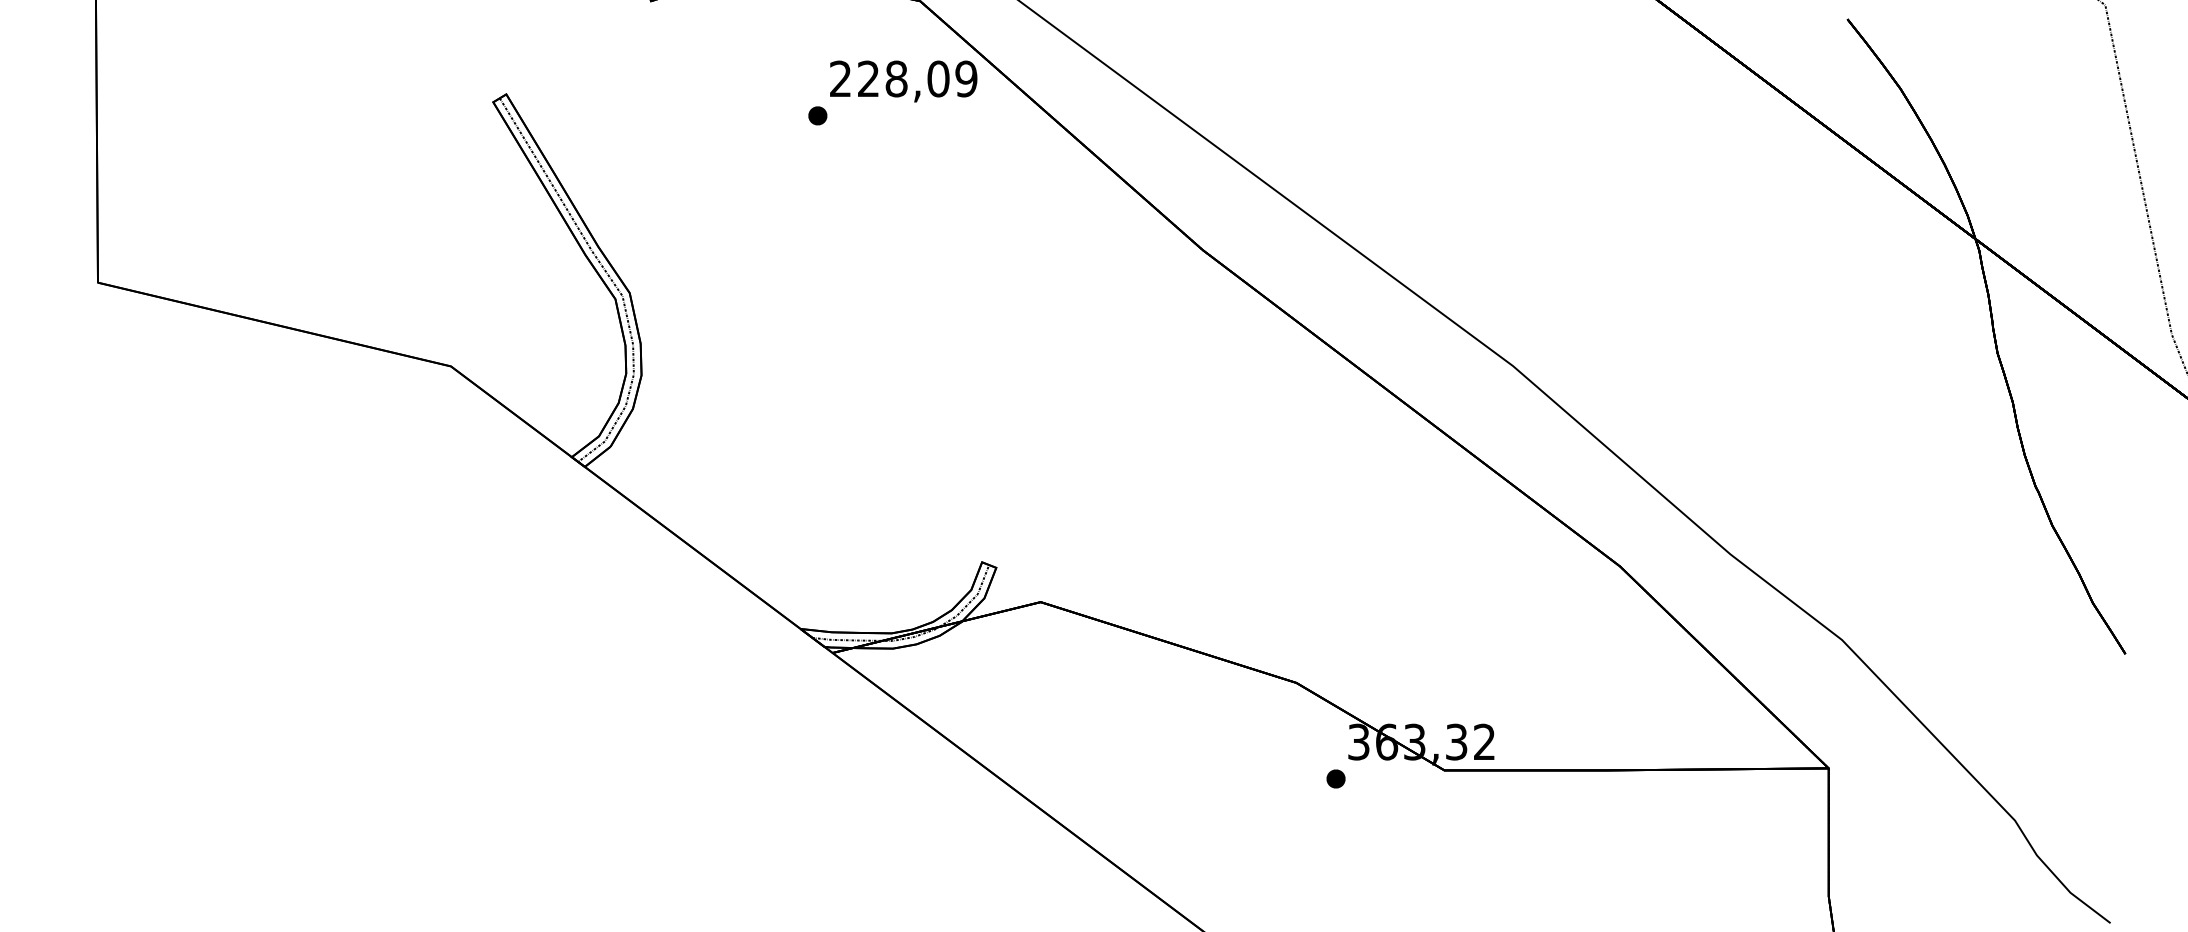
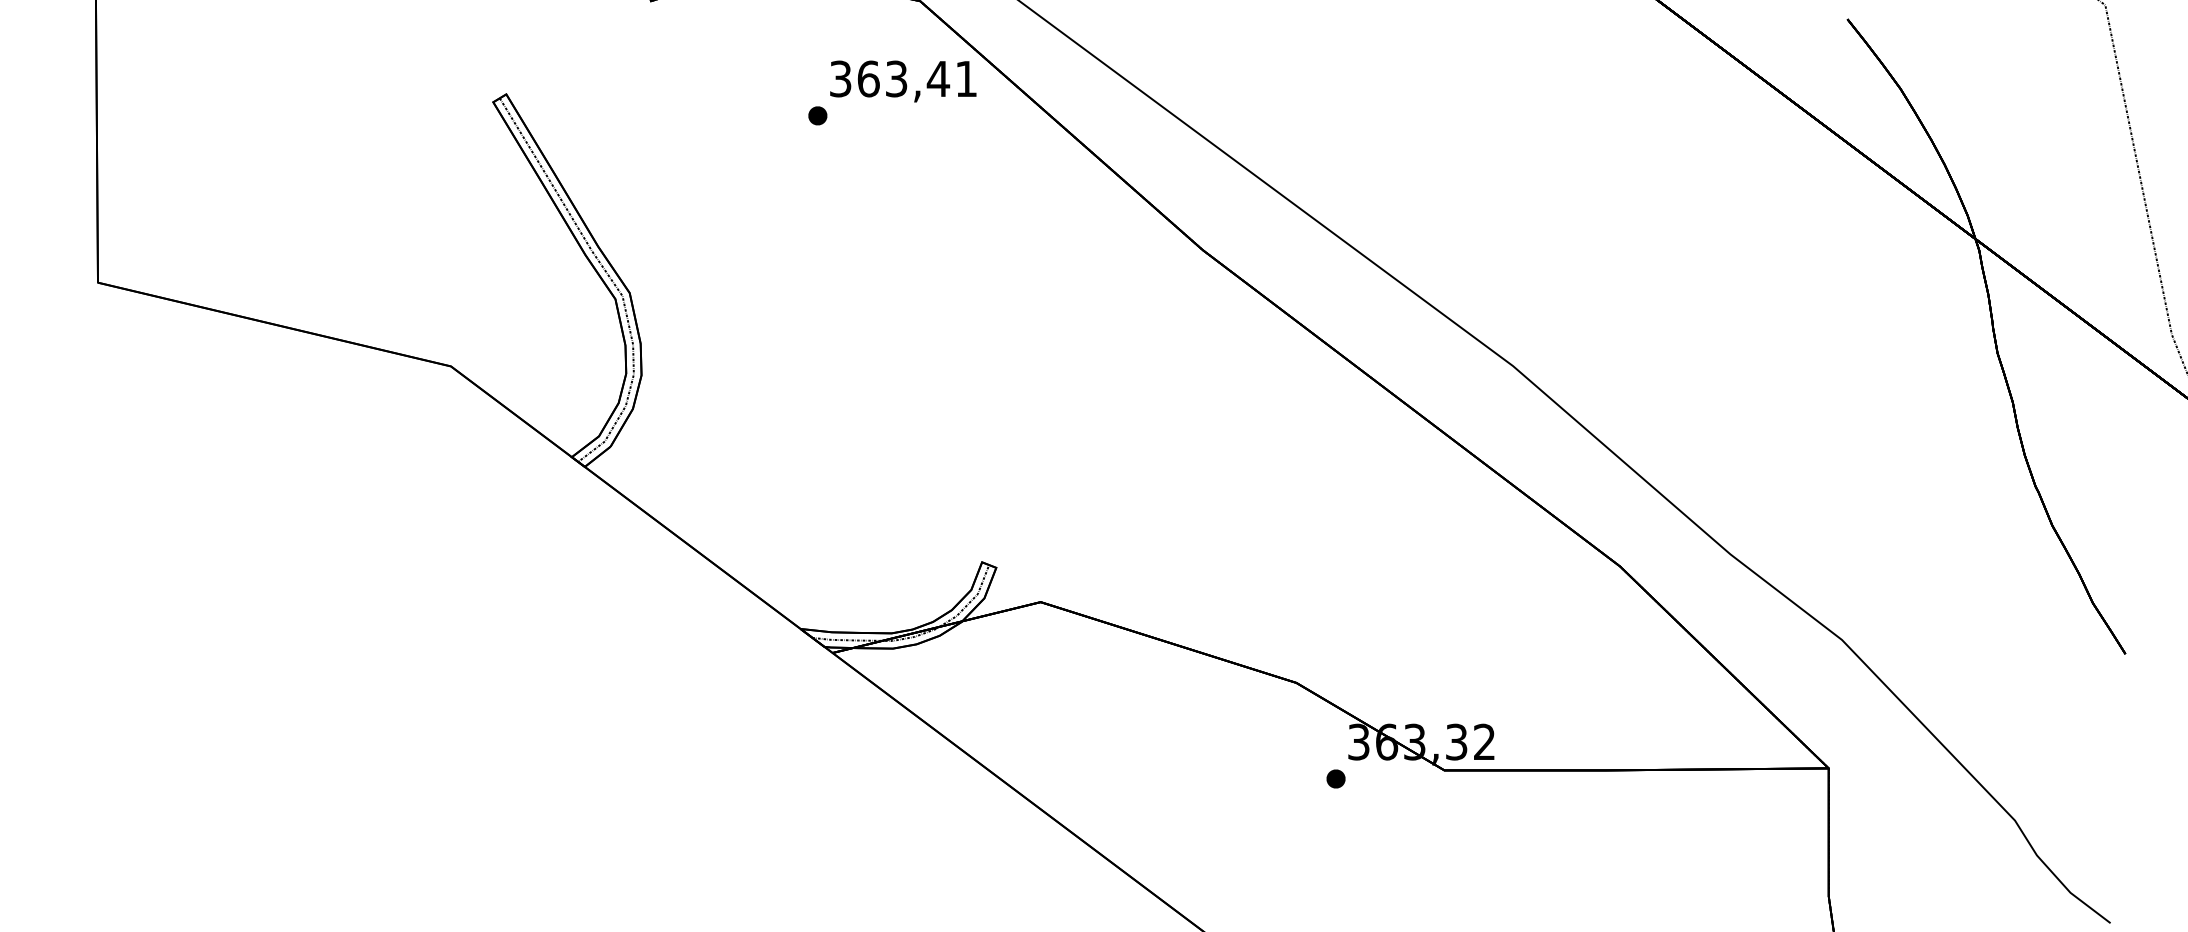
text: 228,09 -> 363,41 (903, 78)
